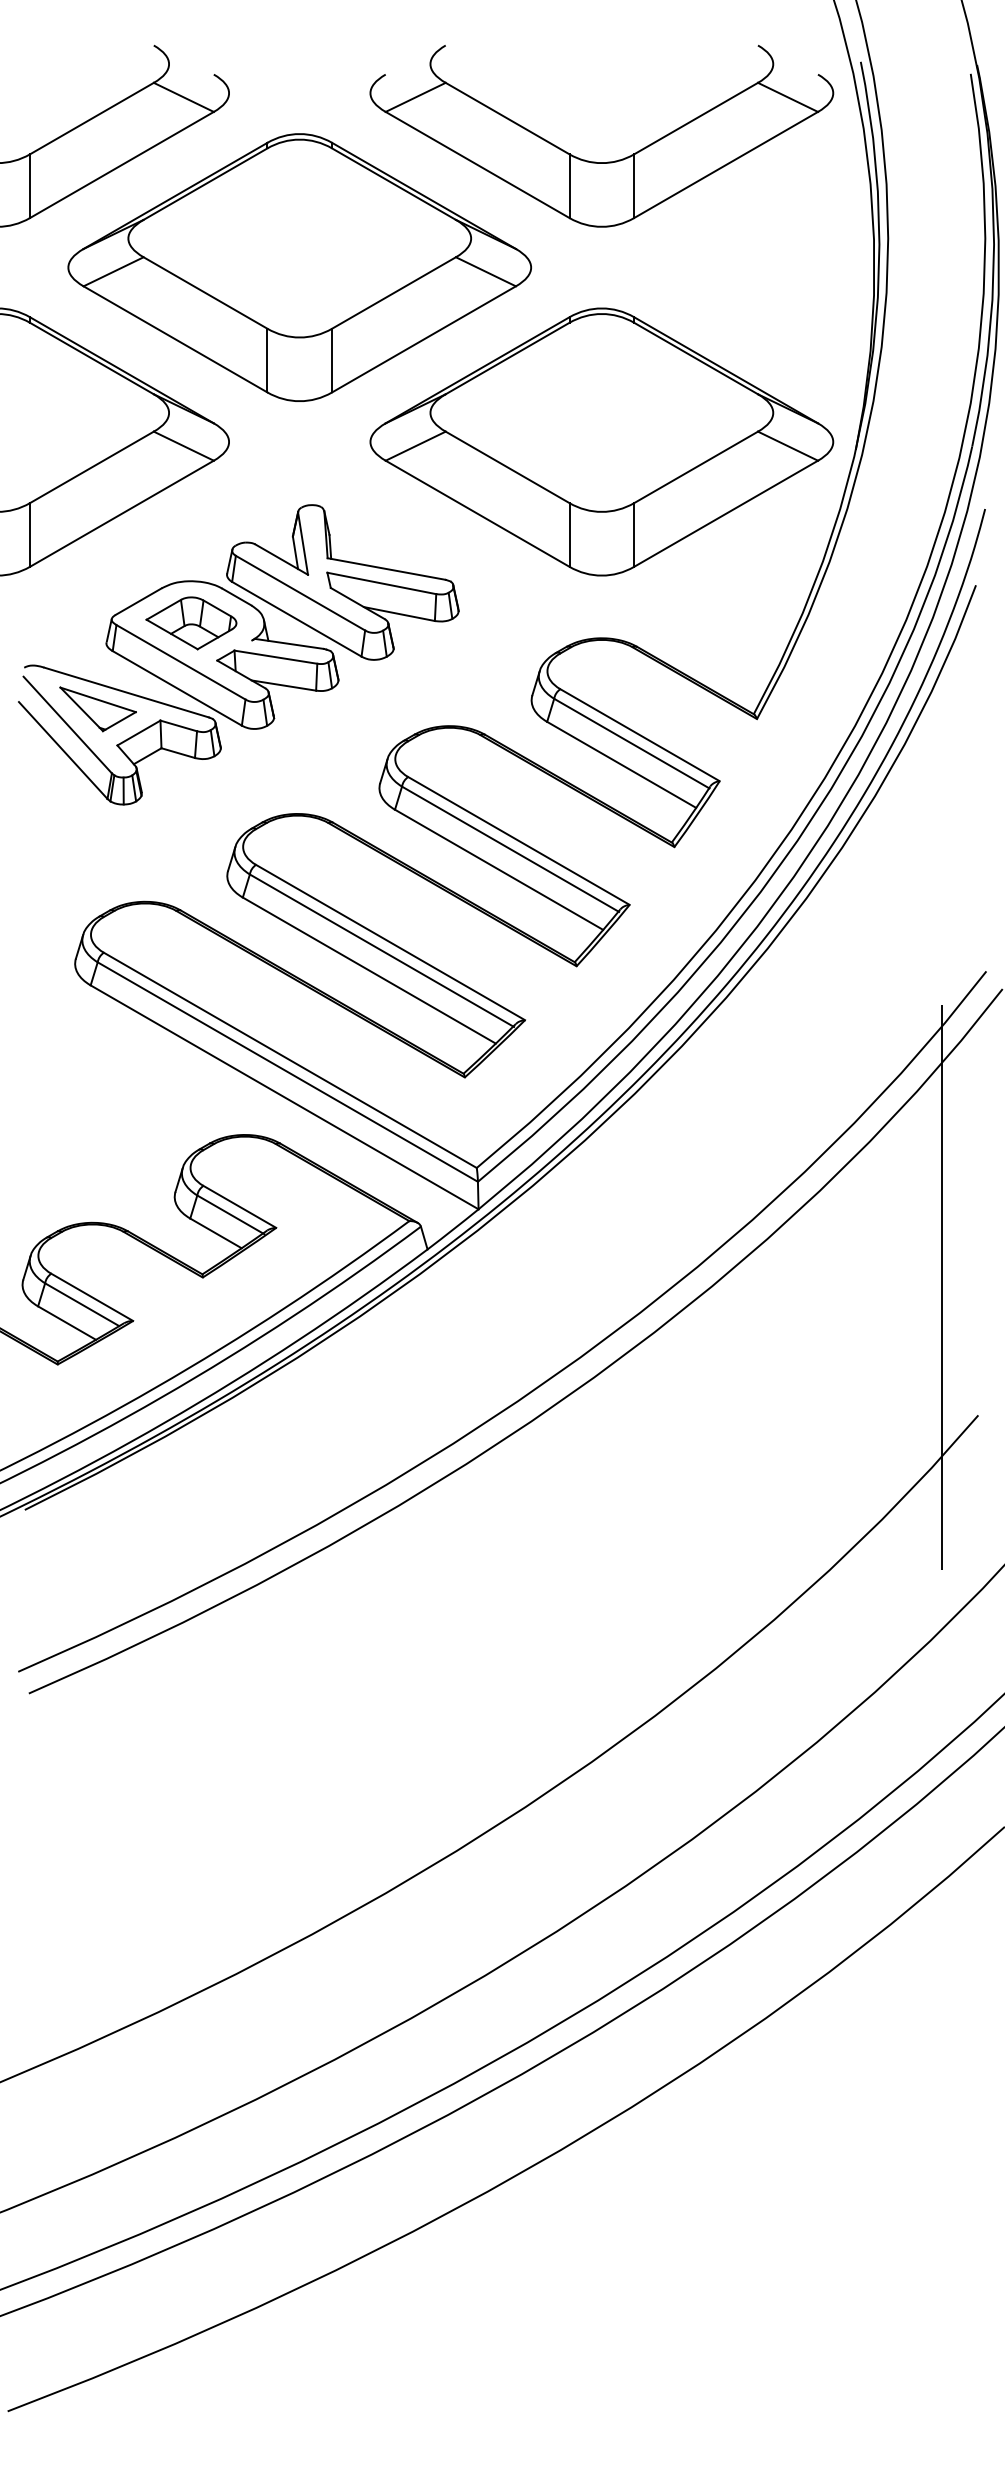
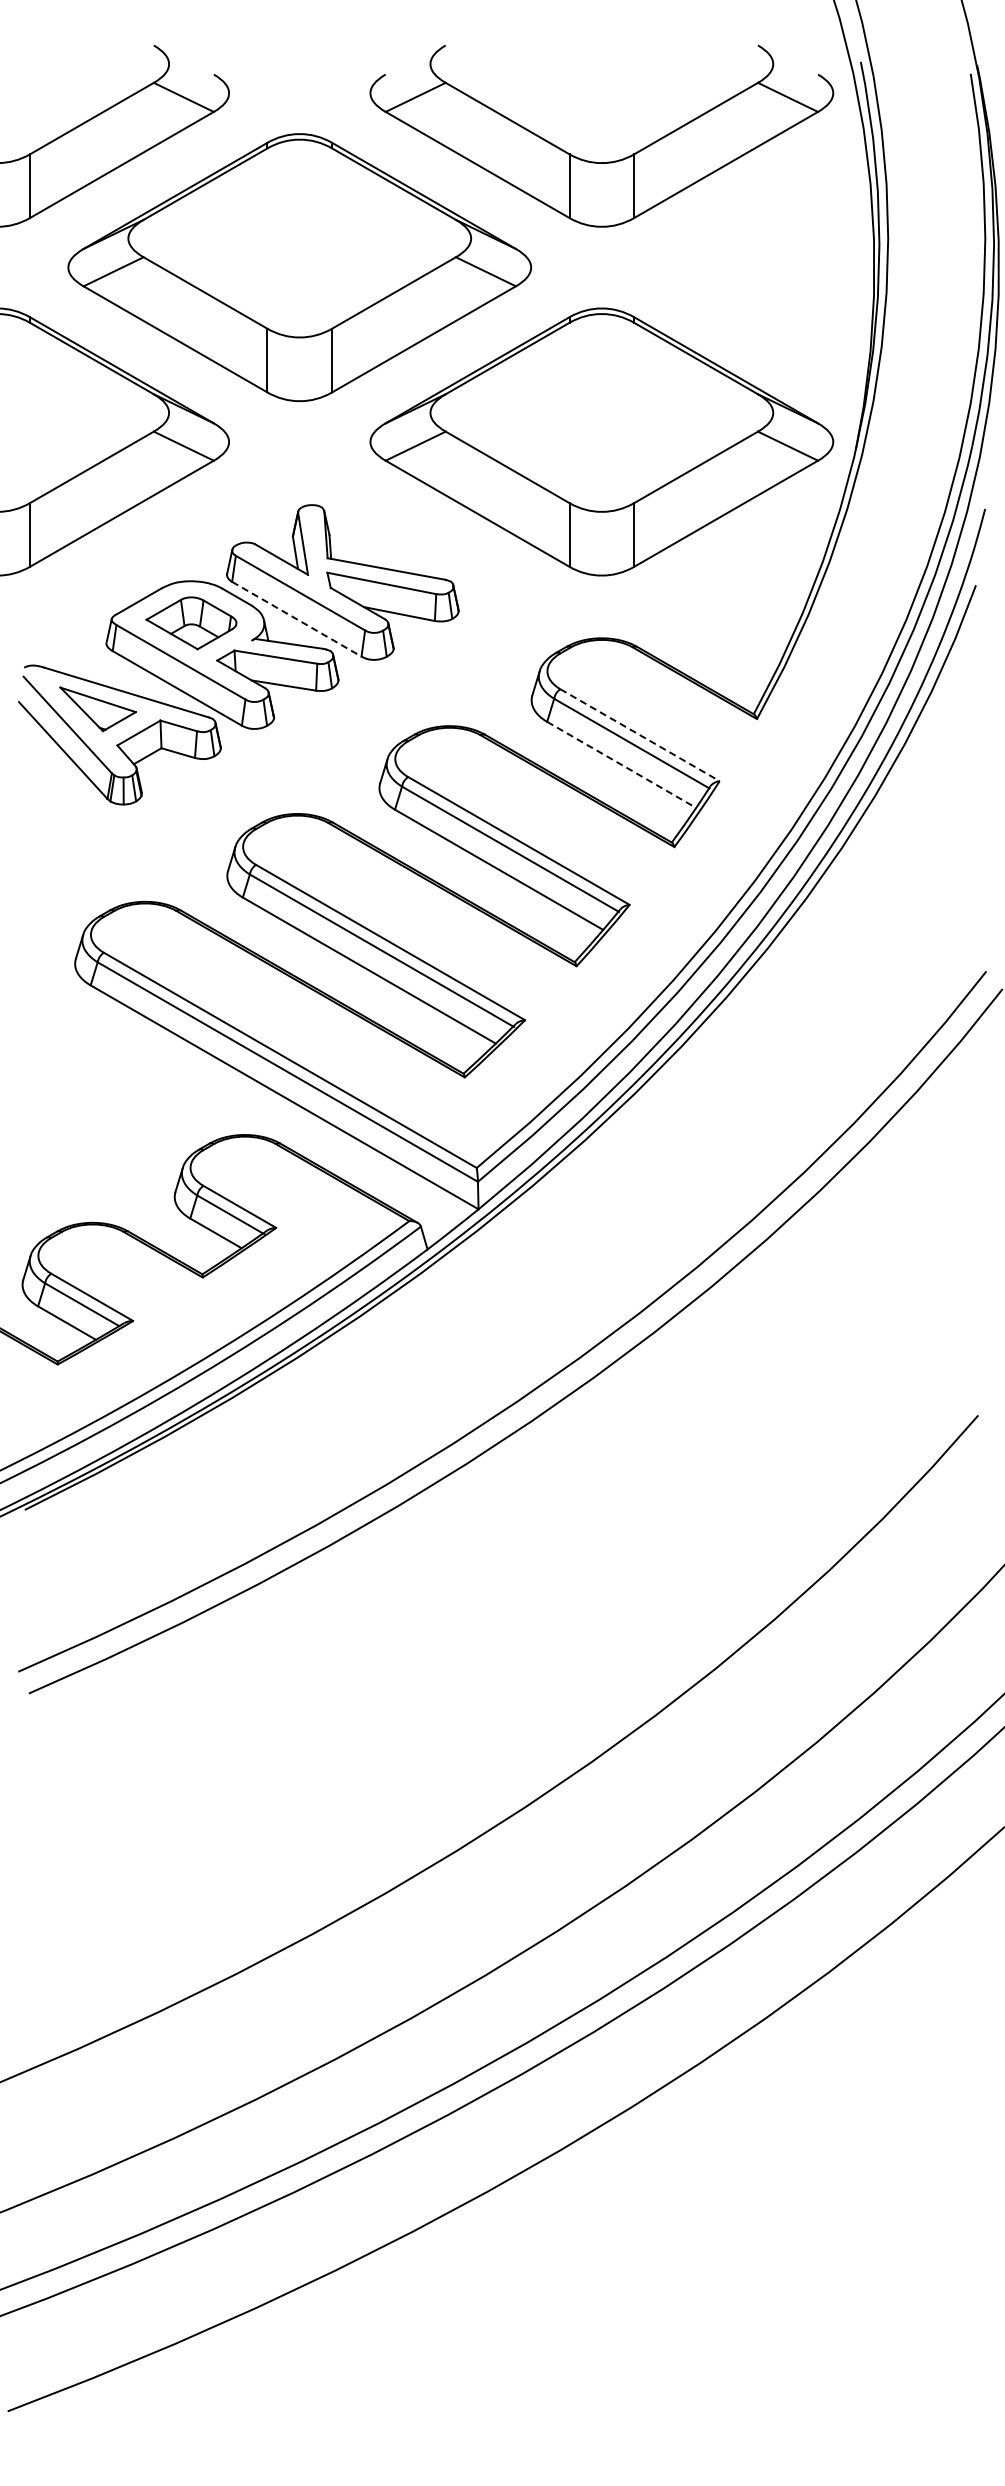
line: solid -> dashed (296, 619)
line: solid -> dashed (640, 735)
line: solid -> dashed (622, 765)
line: present -> none (941, 1282)
